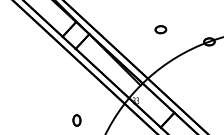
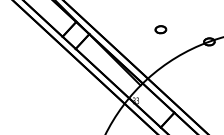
part: present -> none (76, 120)
